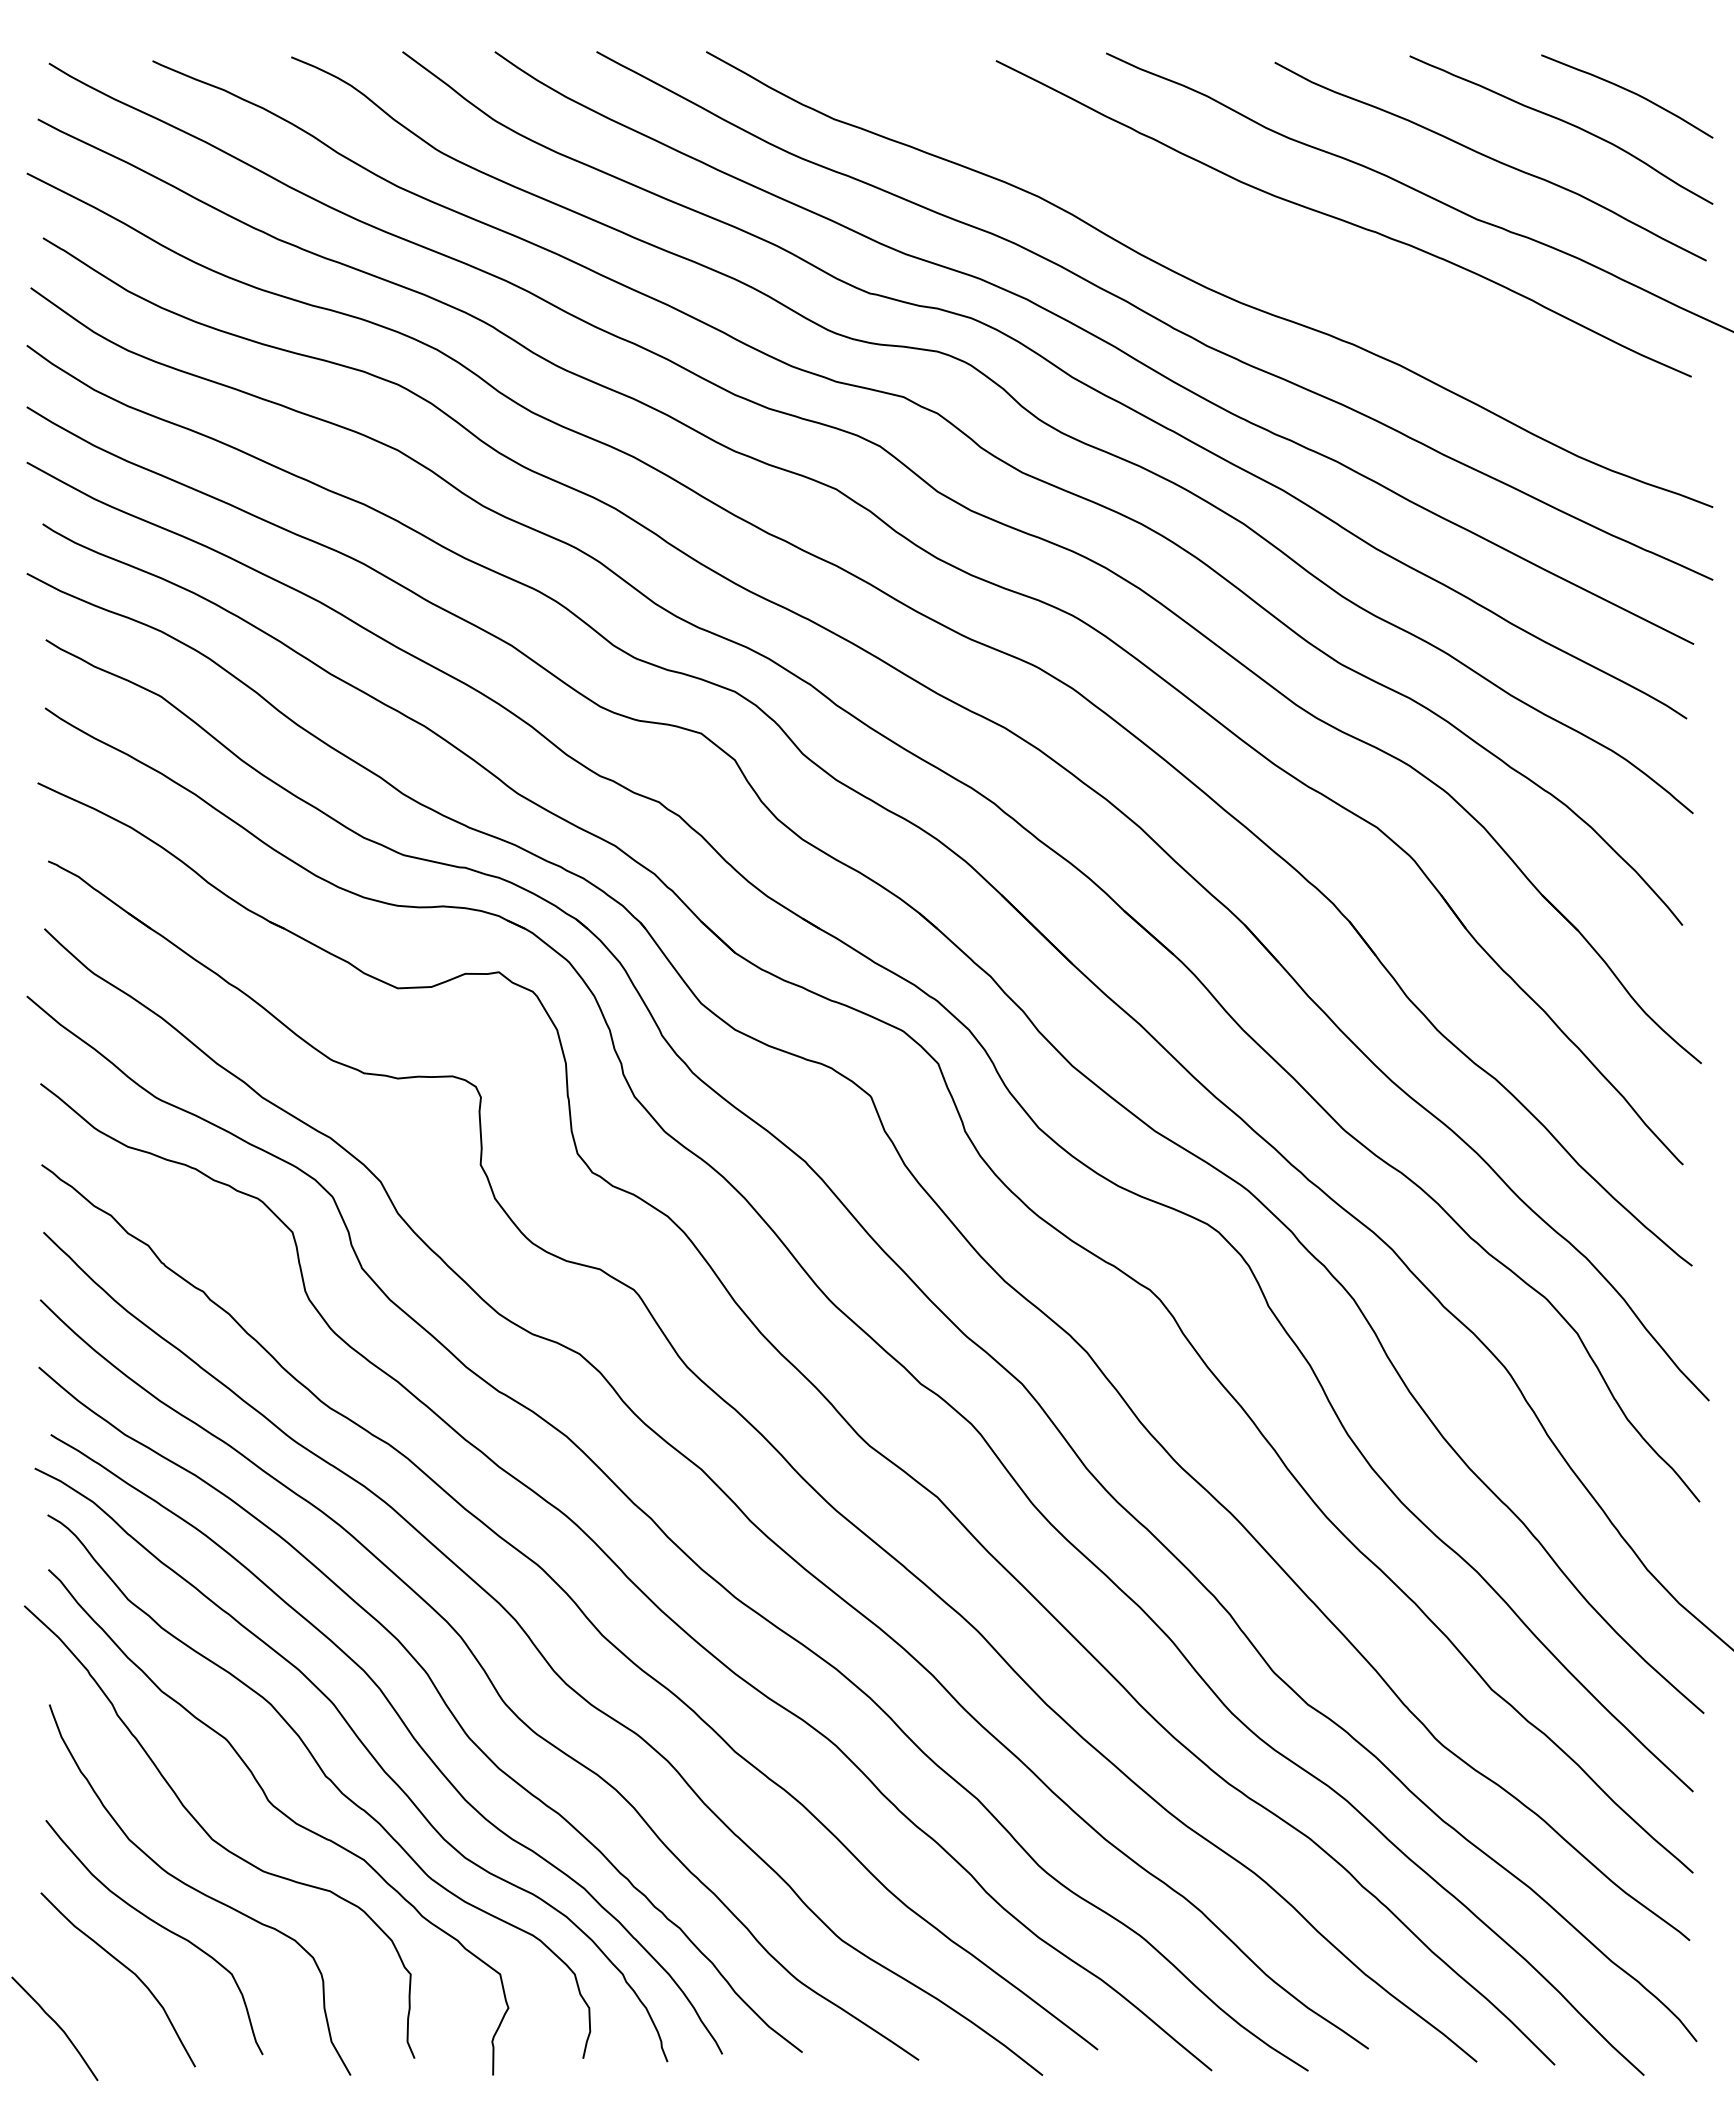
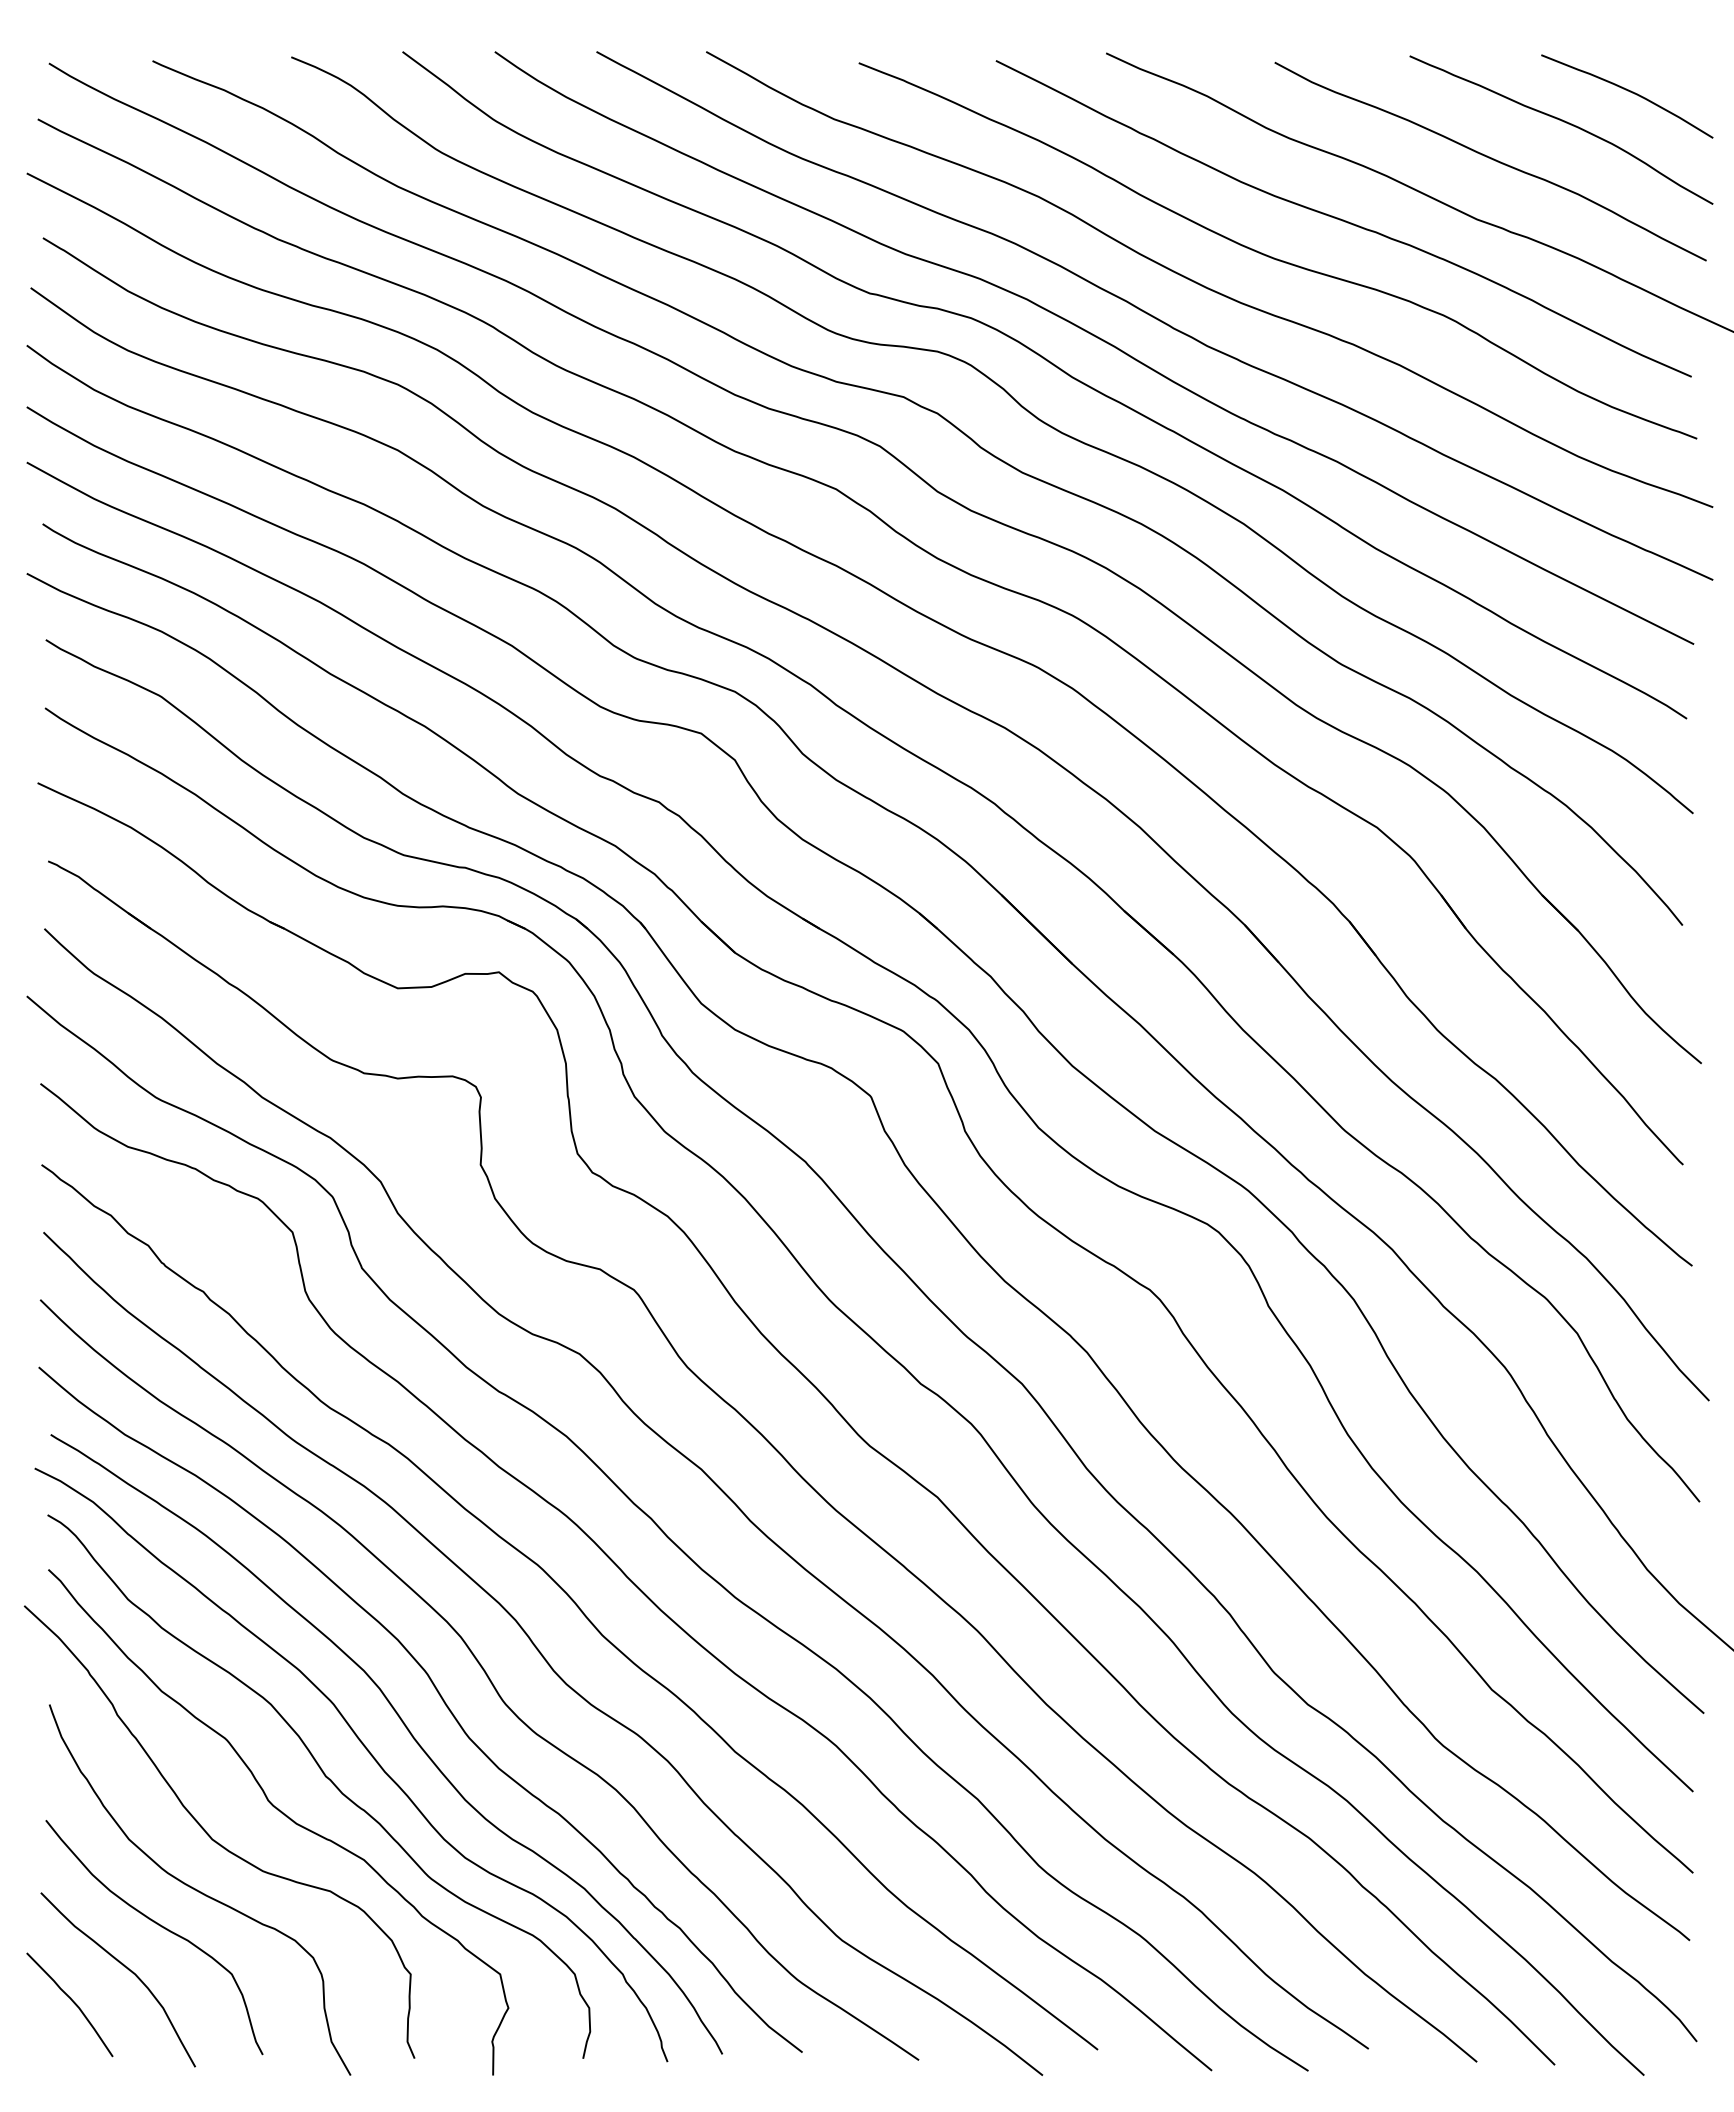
curve: none -> present (1274, 257)
curve position: (57, 2026) -> (72, 2002) (72, 2002)
